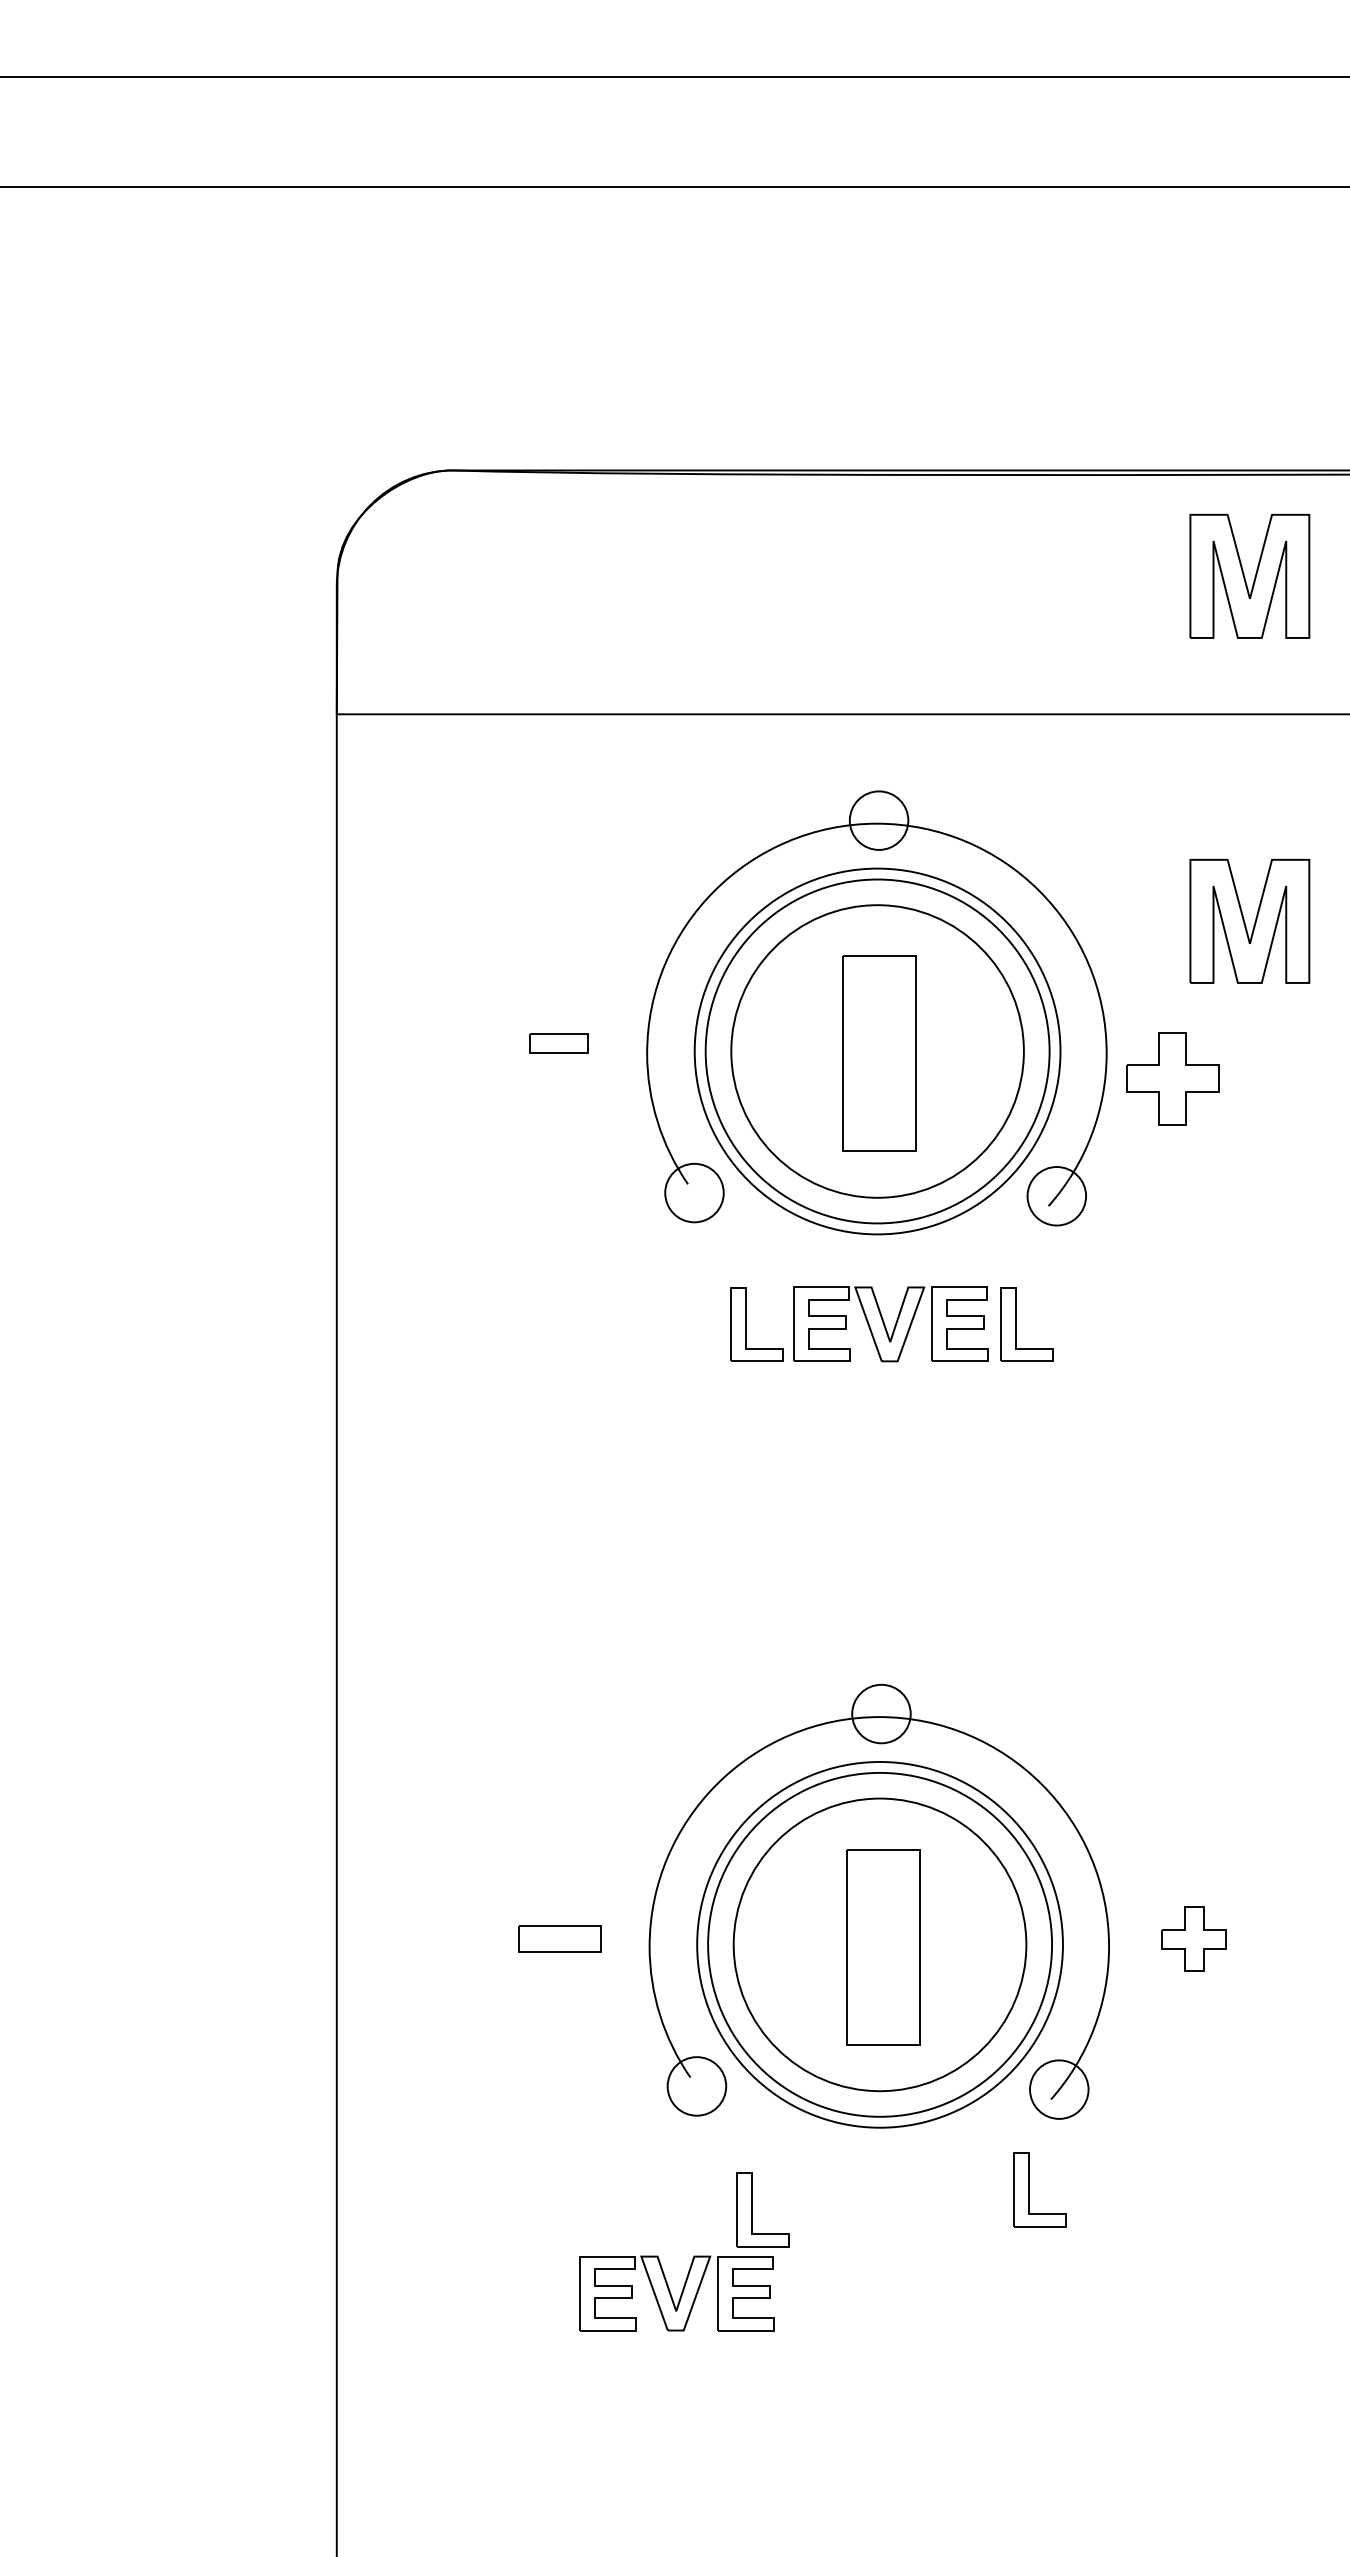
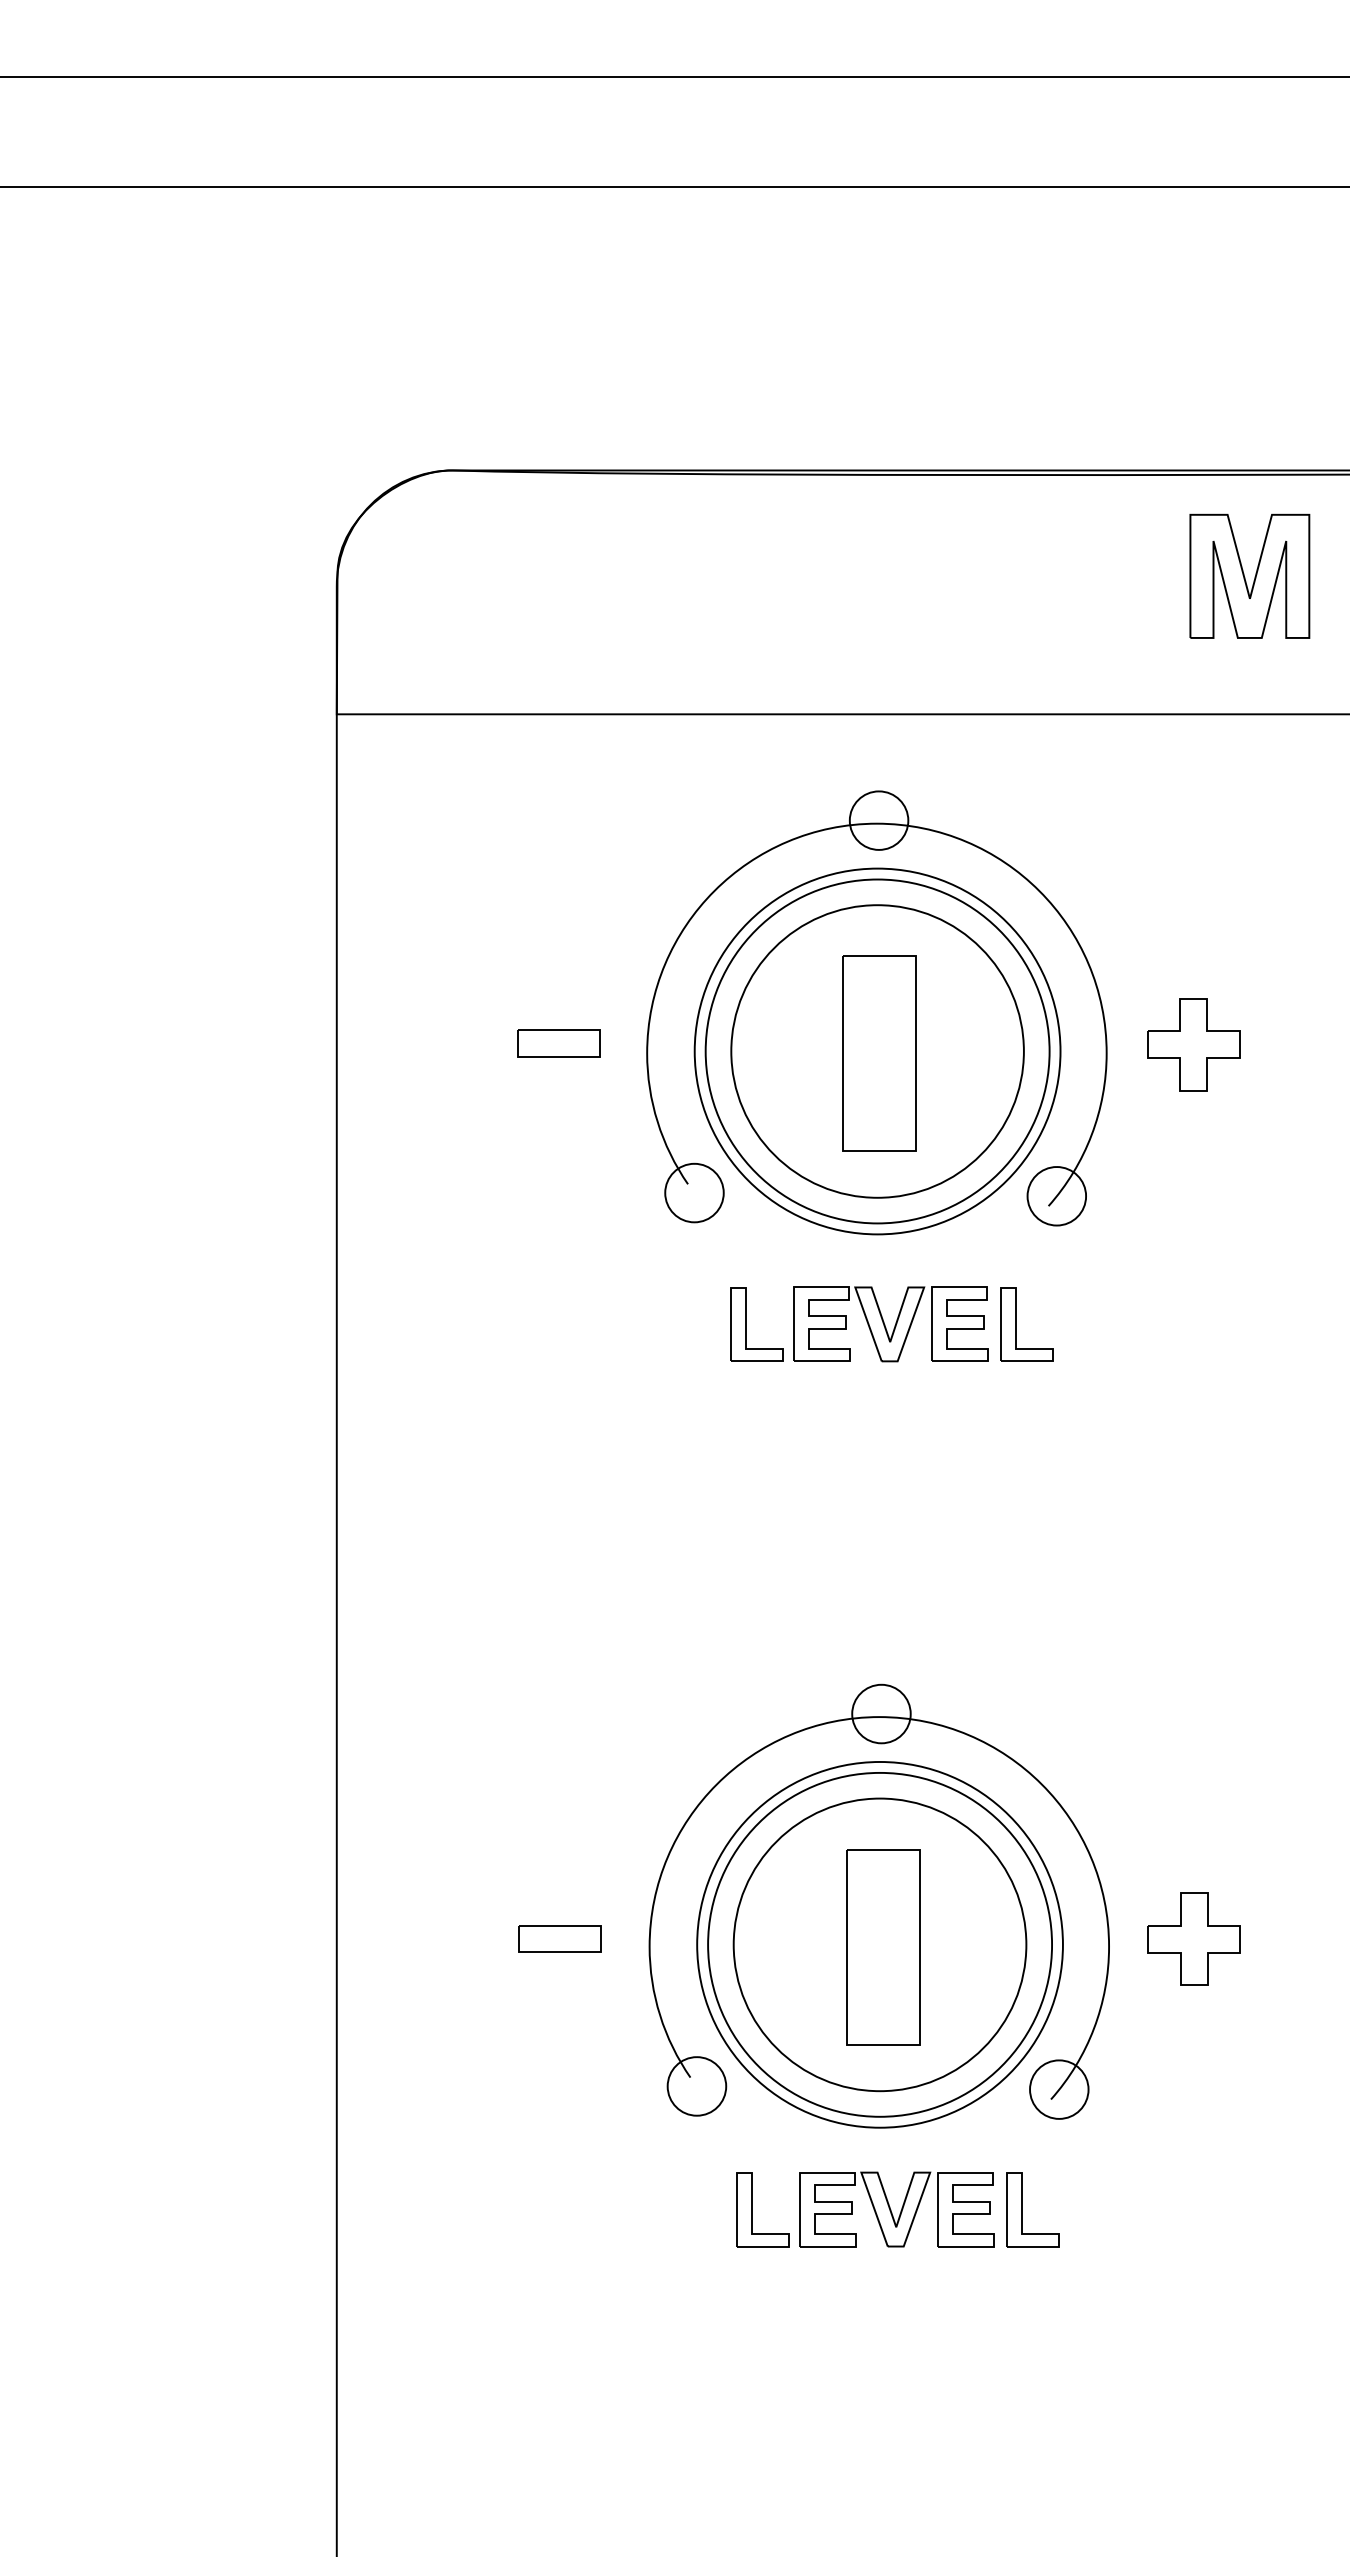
part: present -> none (1249, 920)
part size: 60x21 px -> 84x29 px (558, 1043)
part position: (1172, 1078) -> (1193, 1044) (1193, 1044)
part size: 66x66 px -> 94x94 px (1193, 1938)
part position: (1029, 2189) -> (1022, 2209) (1022, 2209)
part position: (676, 2293) -> (896, 2209) (896, 2209)
